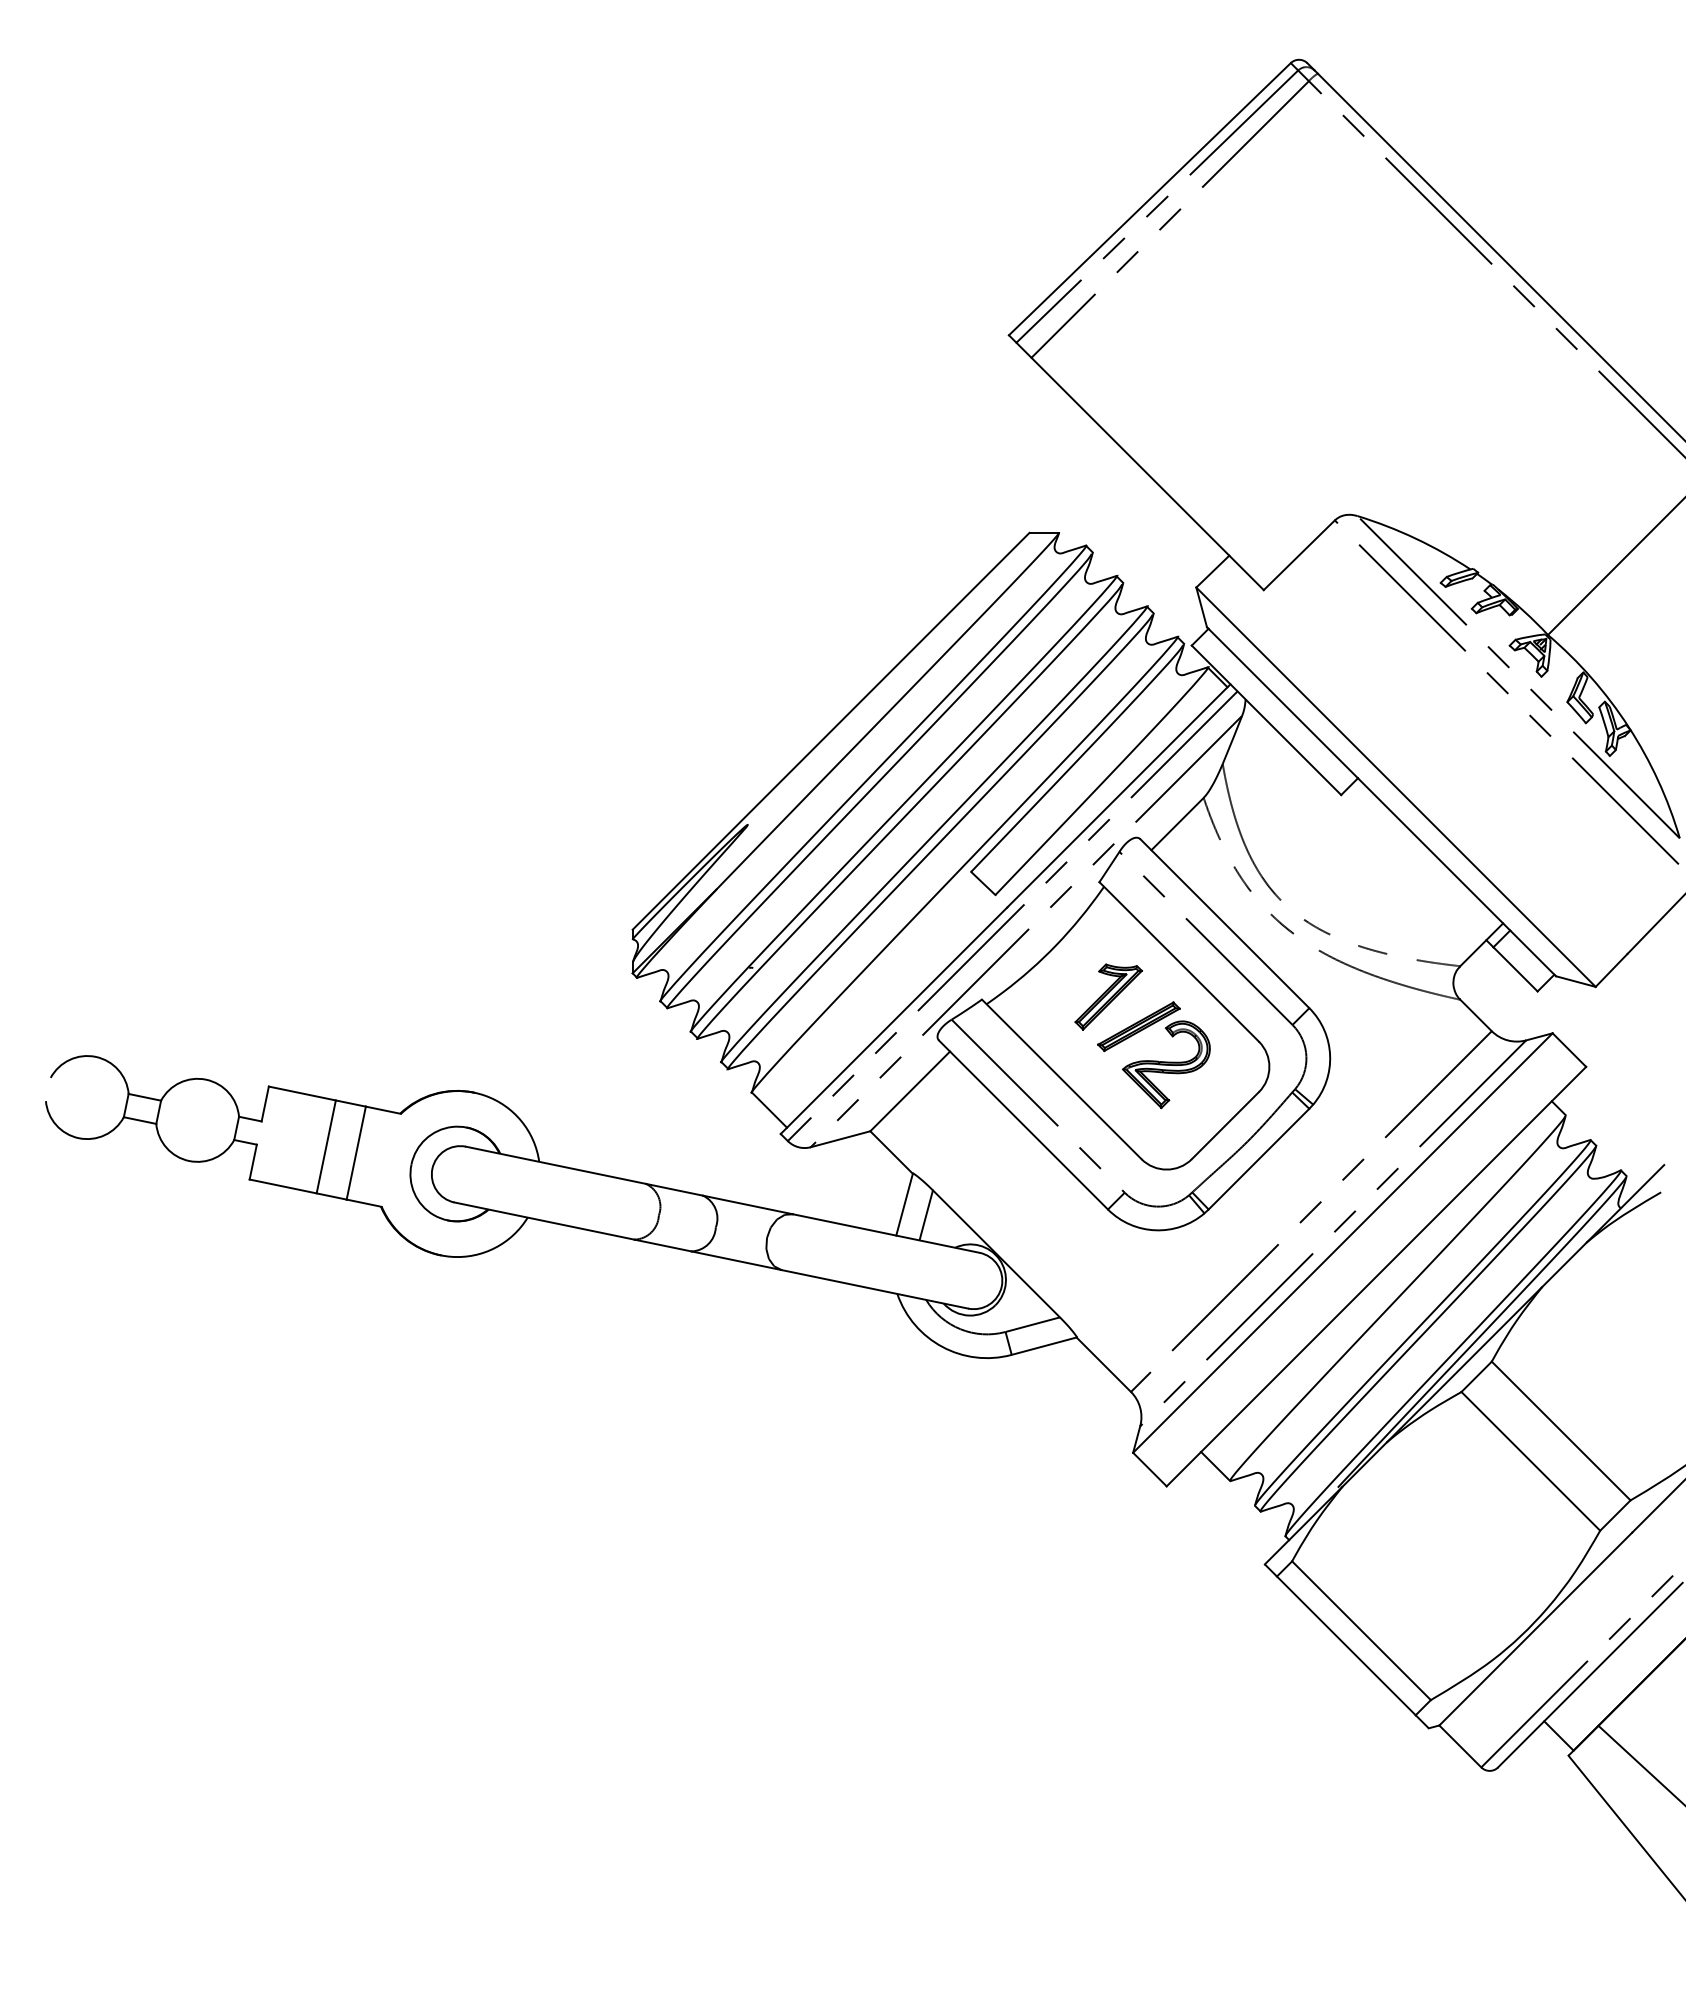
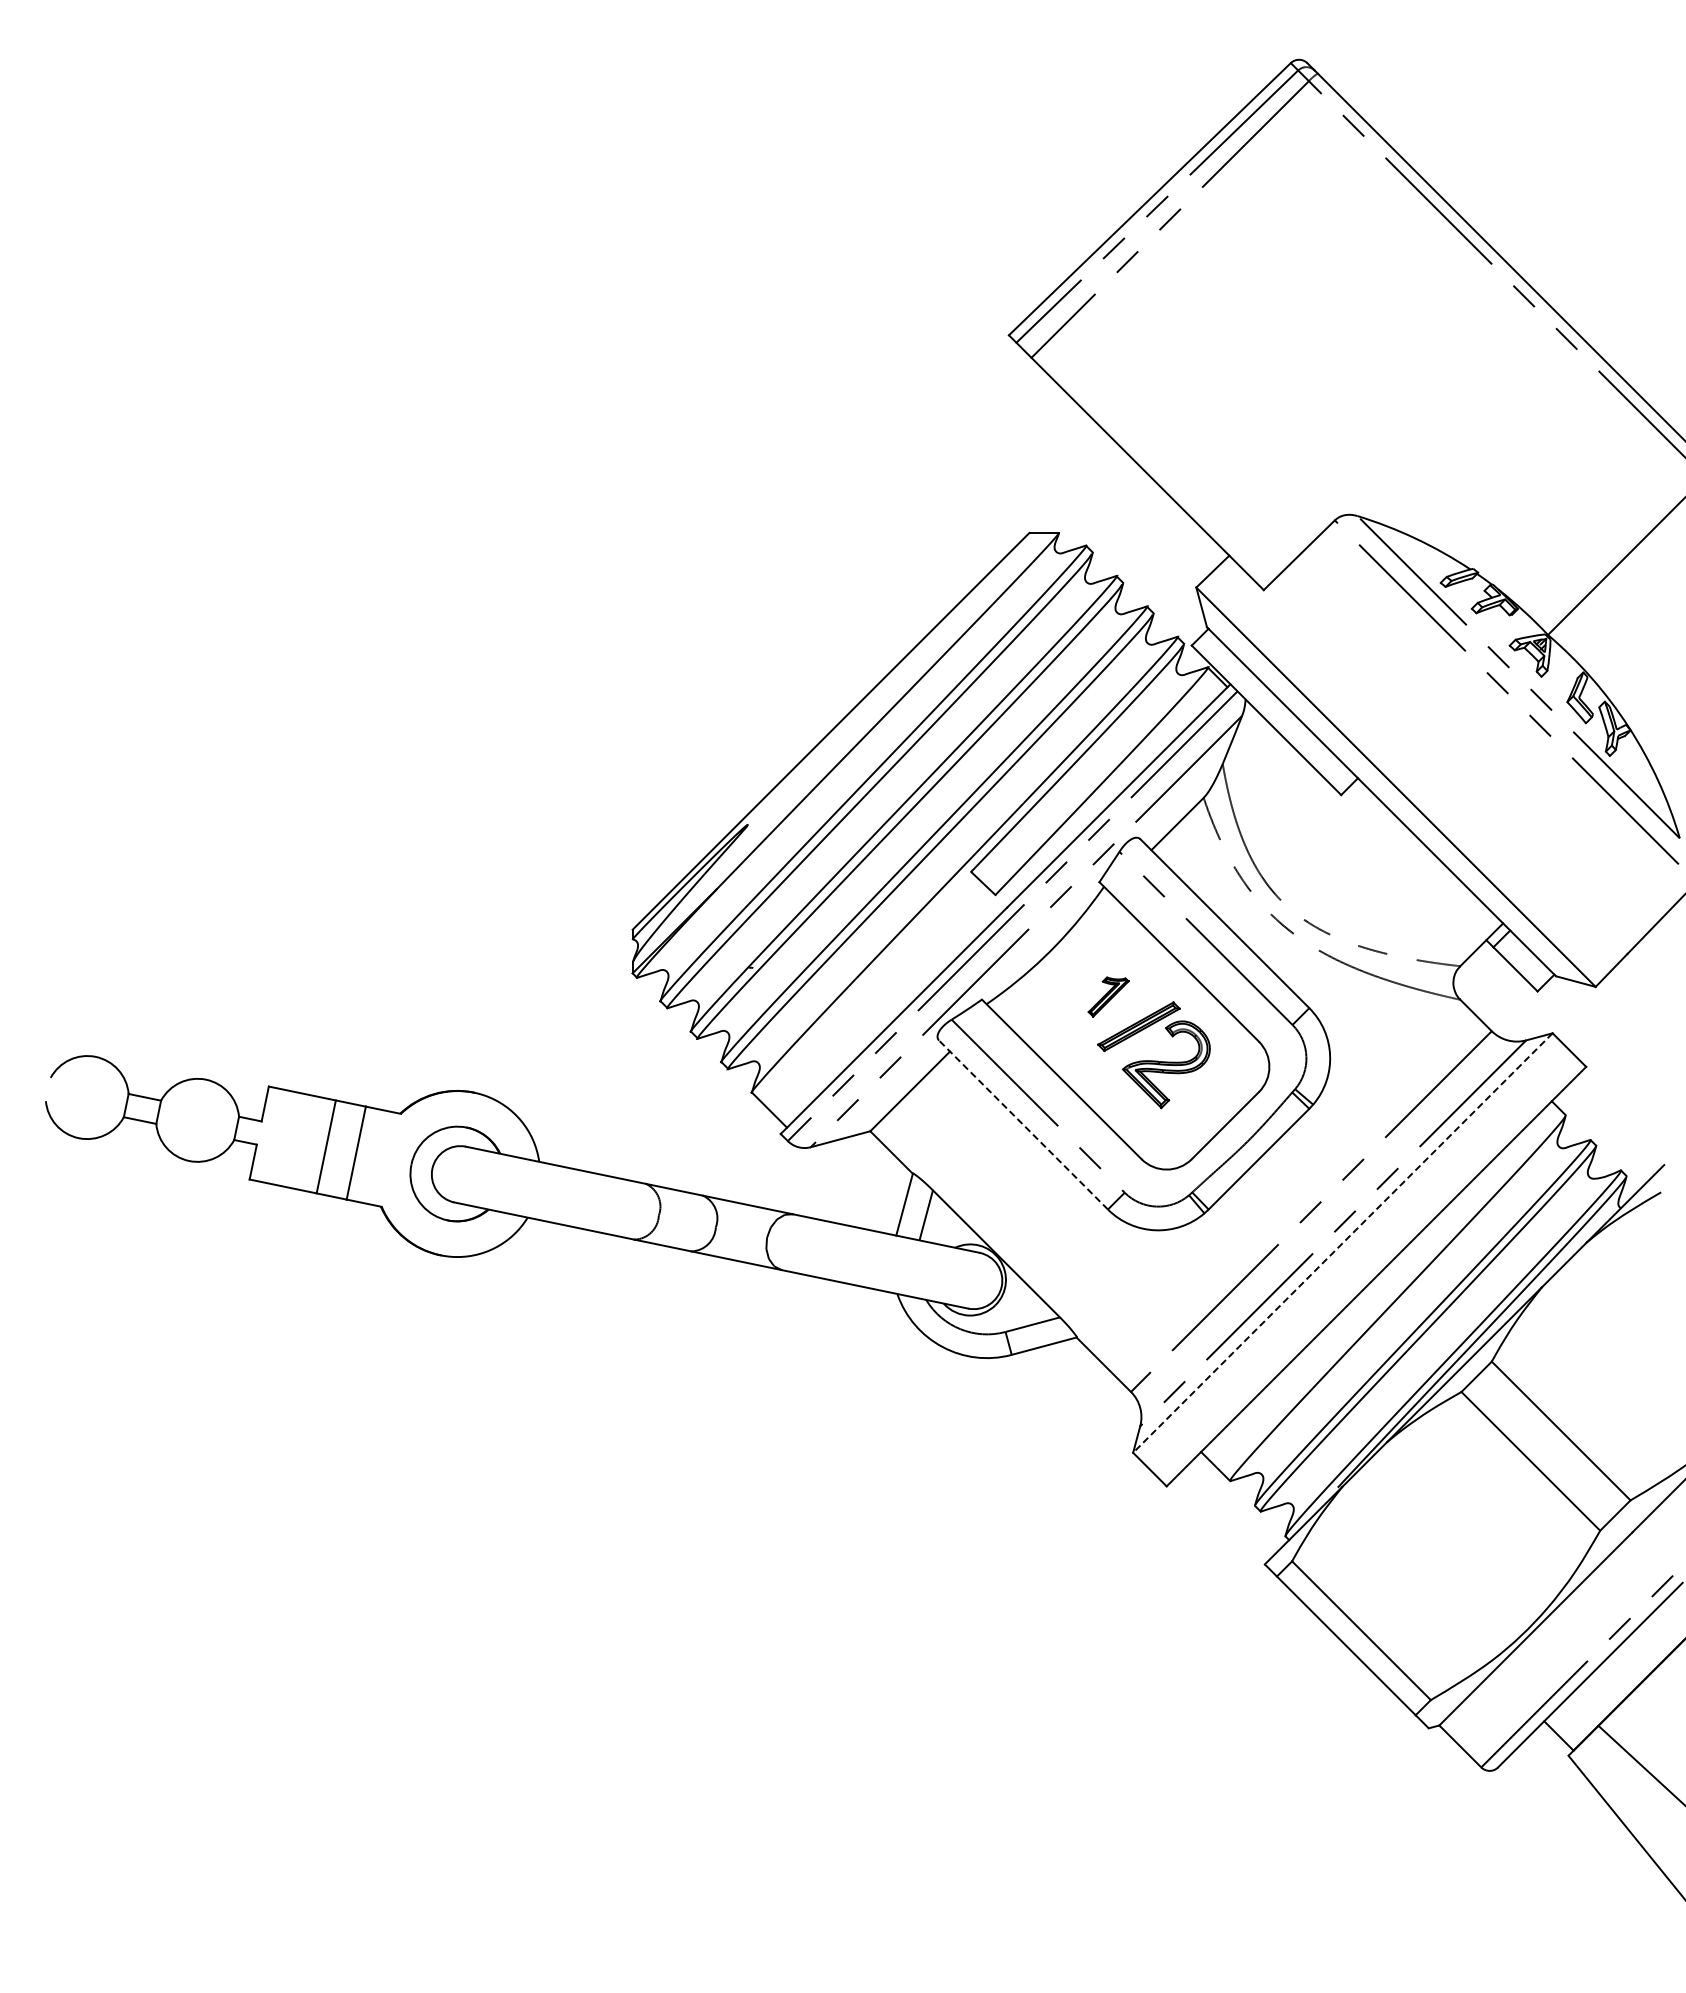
part size: 69x68 px -> 43x42 px (1108, 996)
line: solid -> dashed (1023, 1124)
line: solid -> dashed (1342, 1243)
